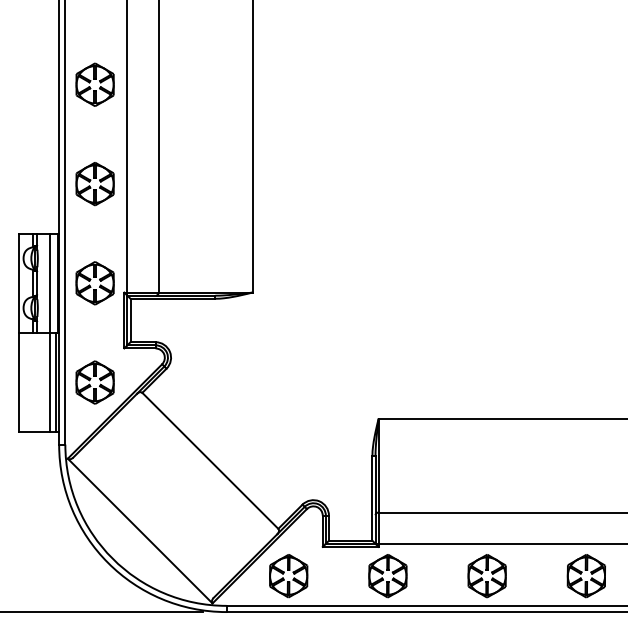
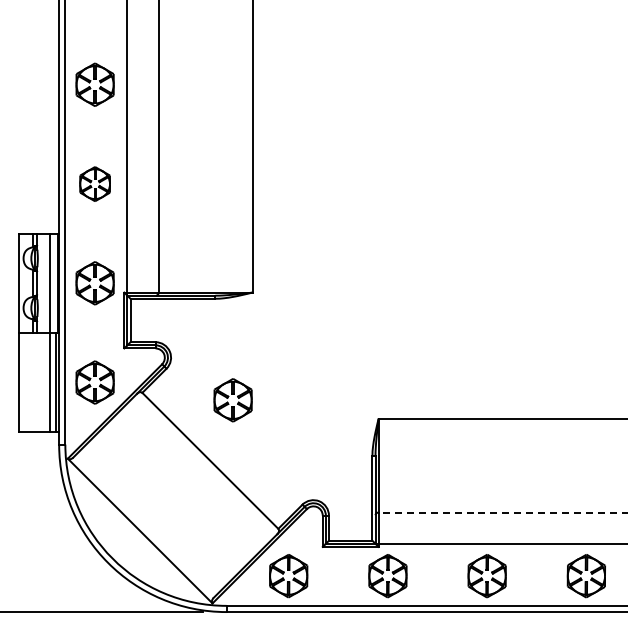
part size: 40x45 px -> 32x36 px (94, 183)
part: none -> present (232, 400)
line: solid -> dashed (502, 512)
